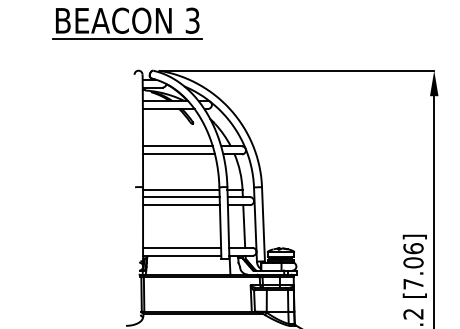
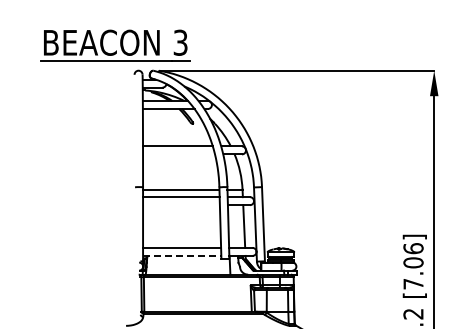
part position: (127, 23) -> (115, 45) (115, 45)
line: present -> none (178, 154)
line: present -> none (181, 205)
line: solid -> dashed (182, 255)
